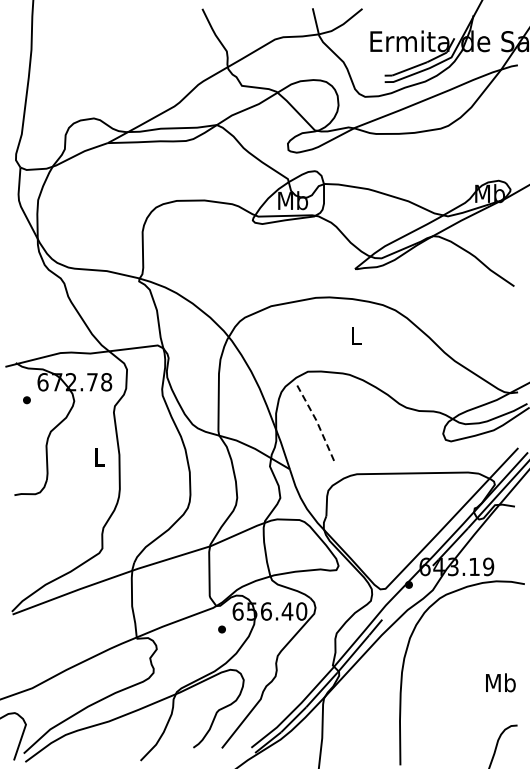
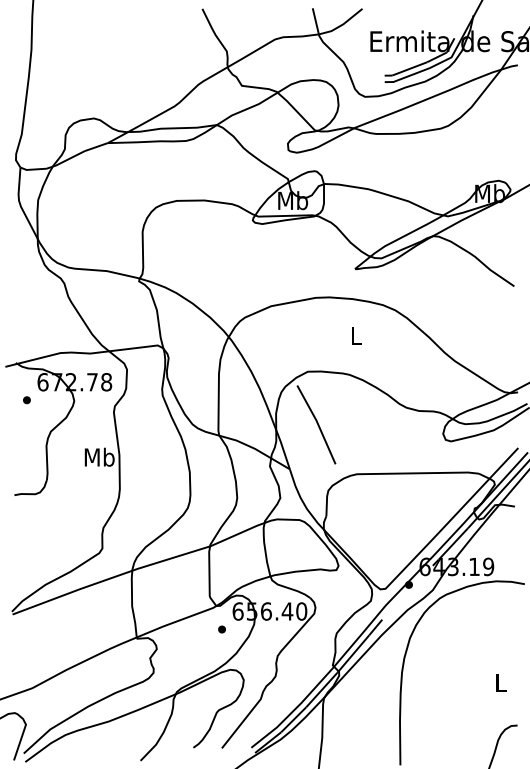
line: dashed -> solid (317, 424)
text: L -> Mb (99, 456)
text: Mb -> L (500, 682)
